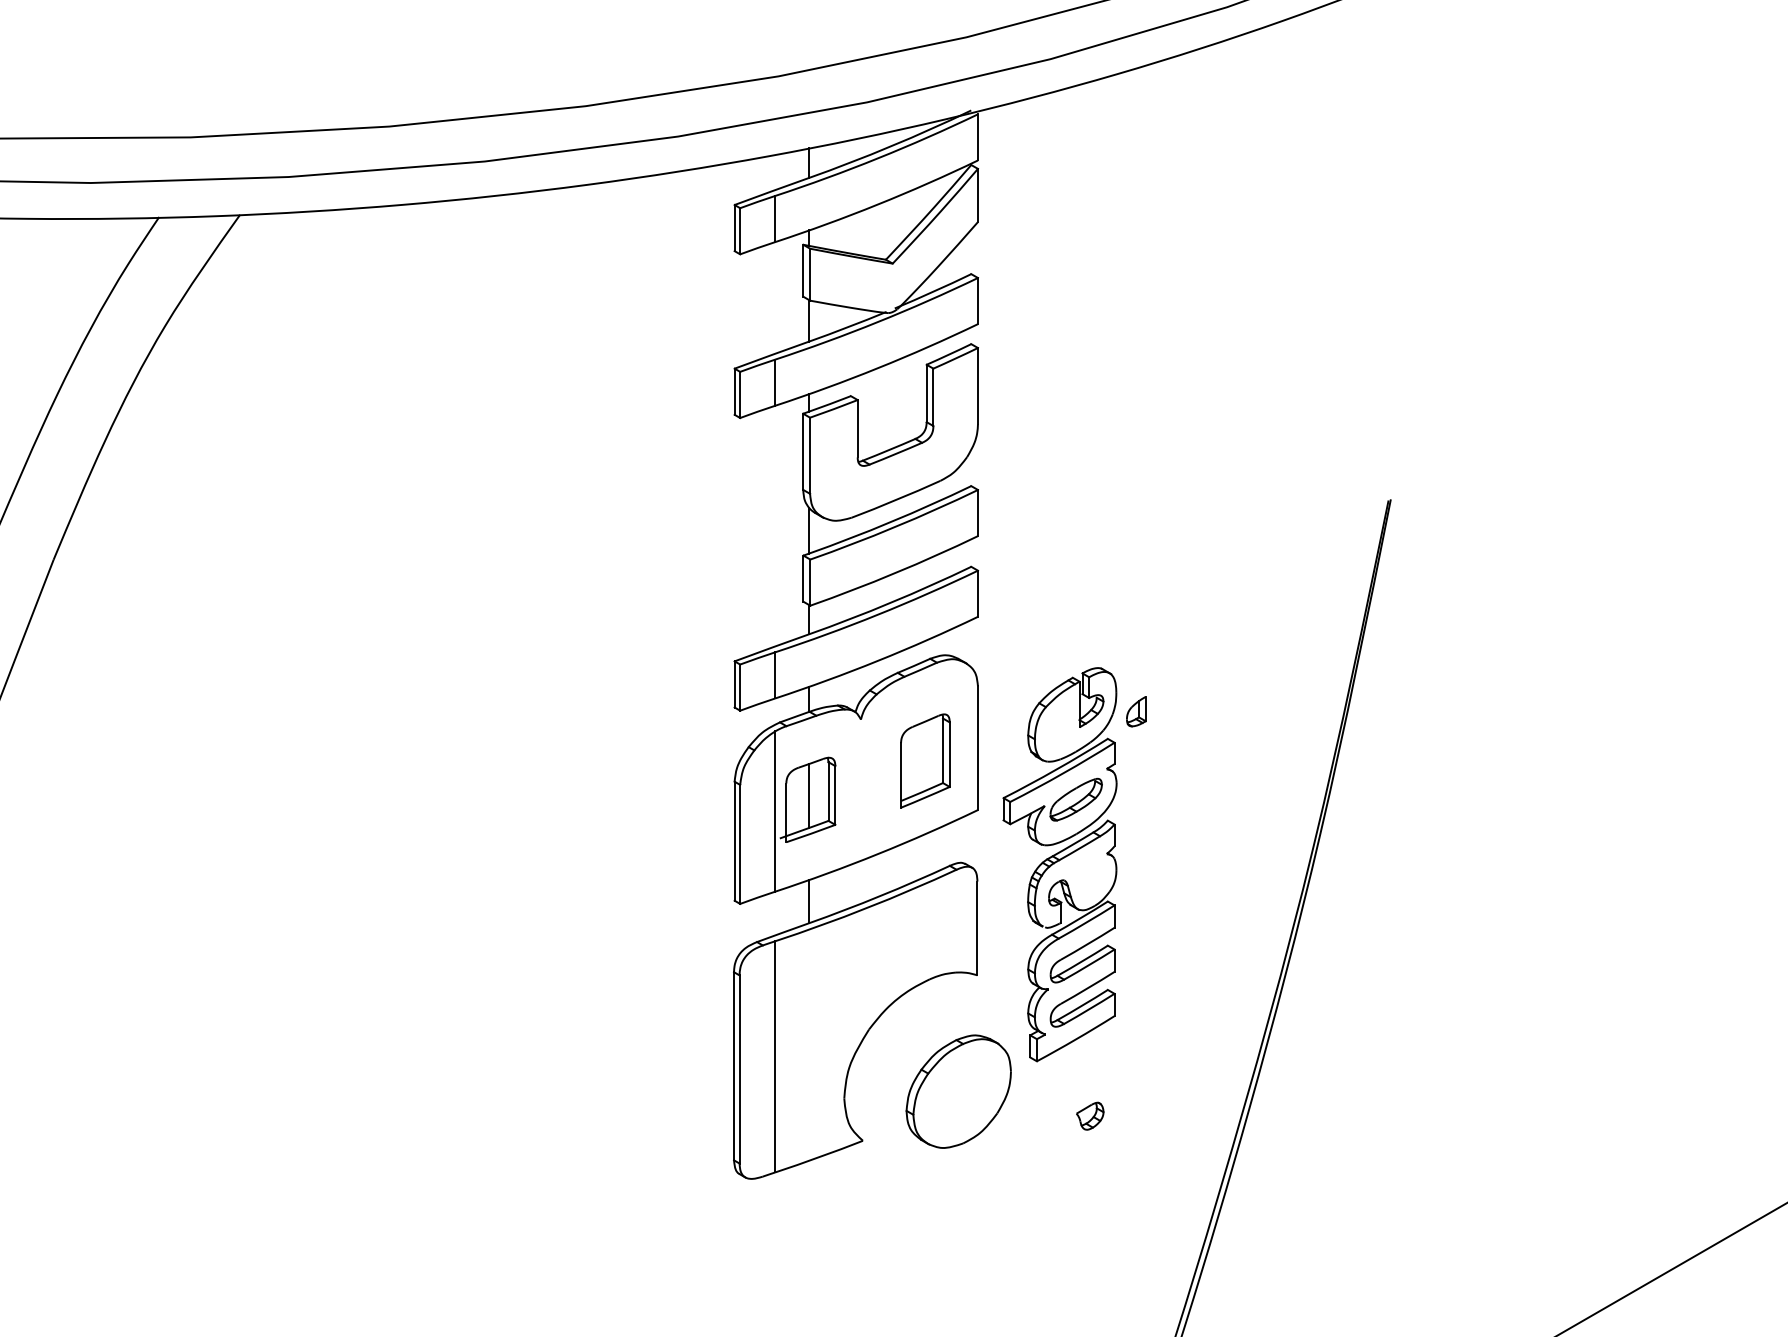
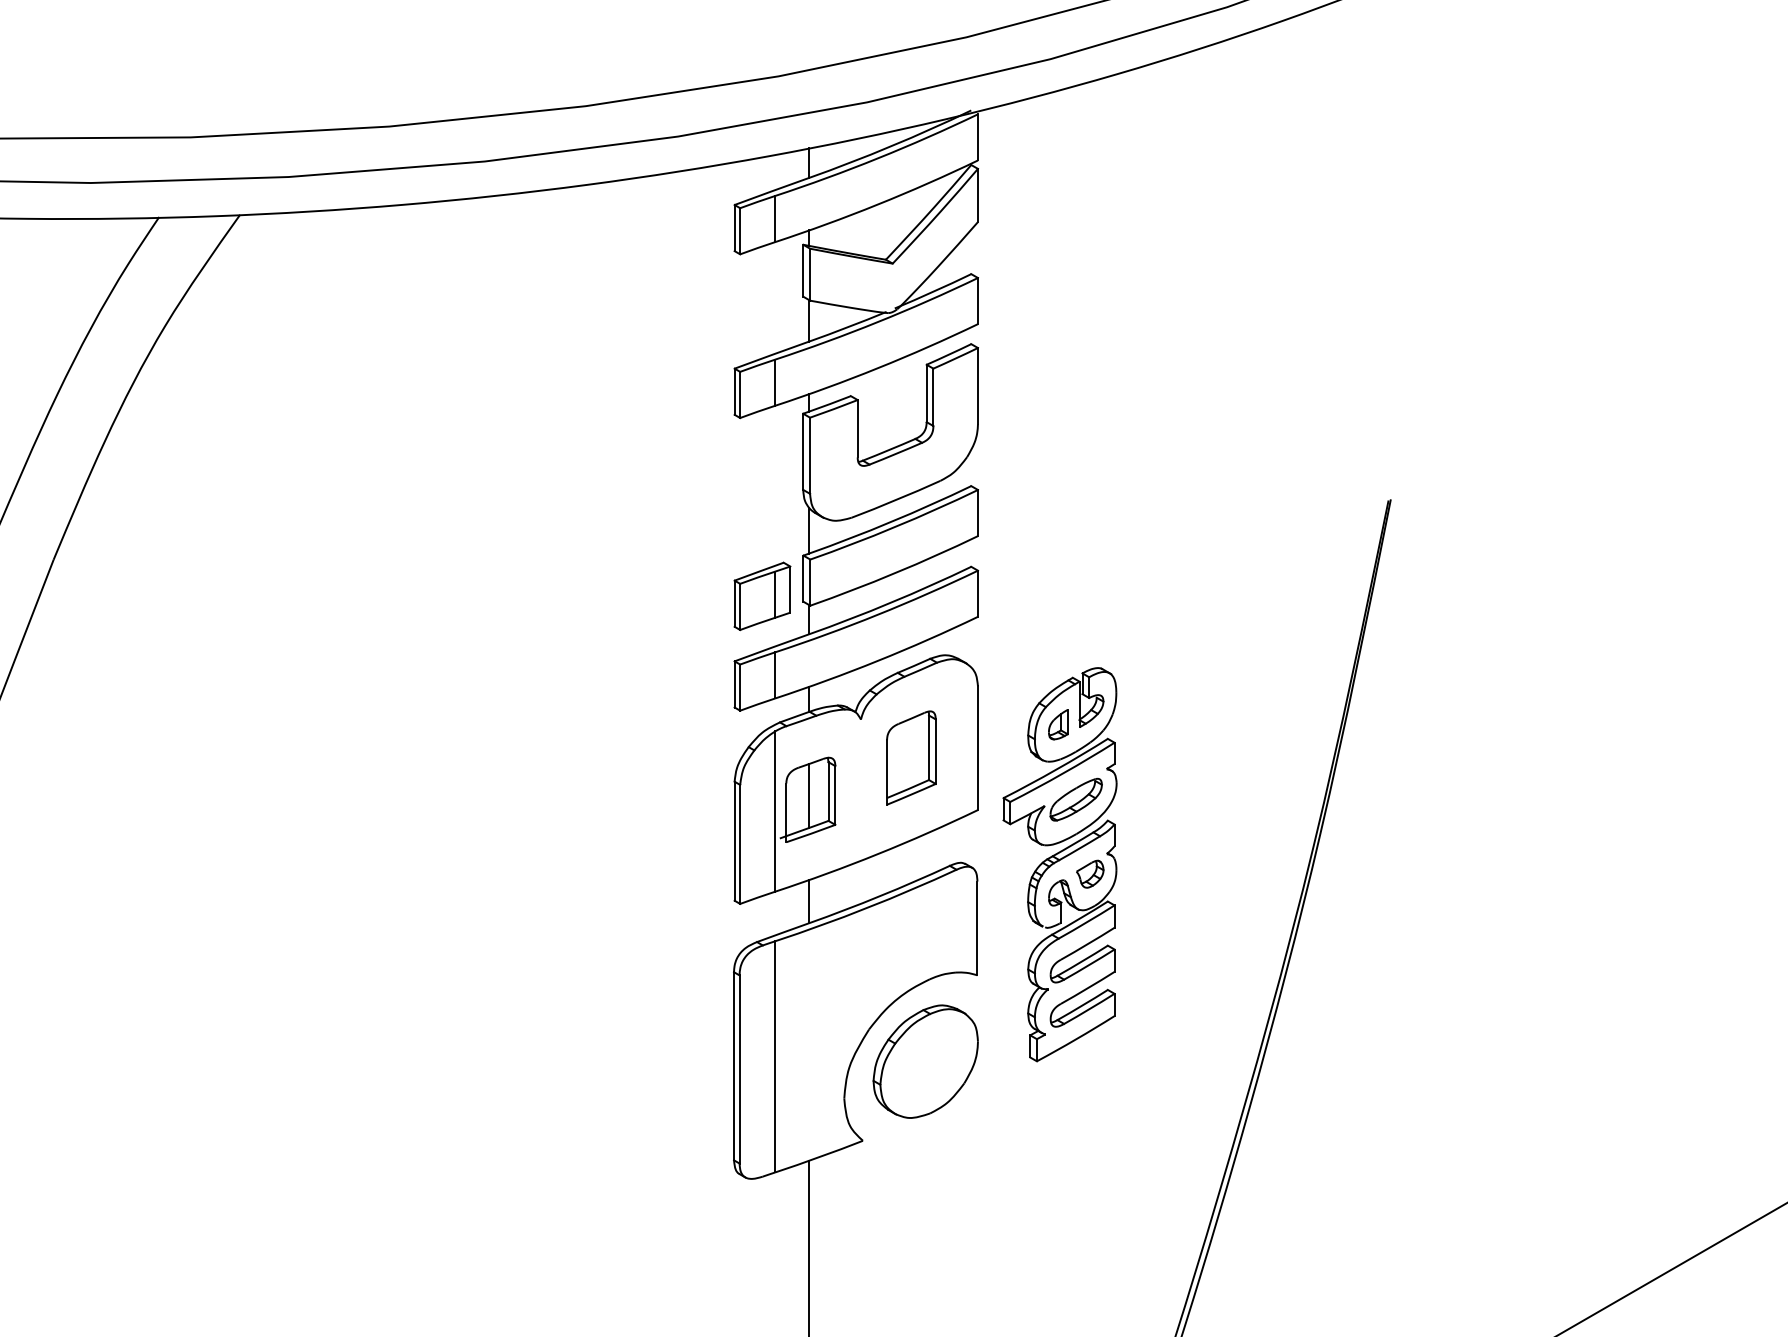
part: none -> present (762, 596)
part position: (1136, 711) -> (1058, 724) (1058, 724)
part position: (925, 760) -> (911, 757) (911, 757)
part position: (958, 1091) -> (925, 1061) (925, 1061)
part position: (1090, 1115) -> (1090, 873) (1090, 873)
line: none -> present (809, 1246)
